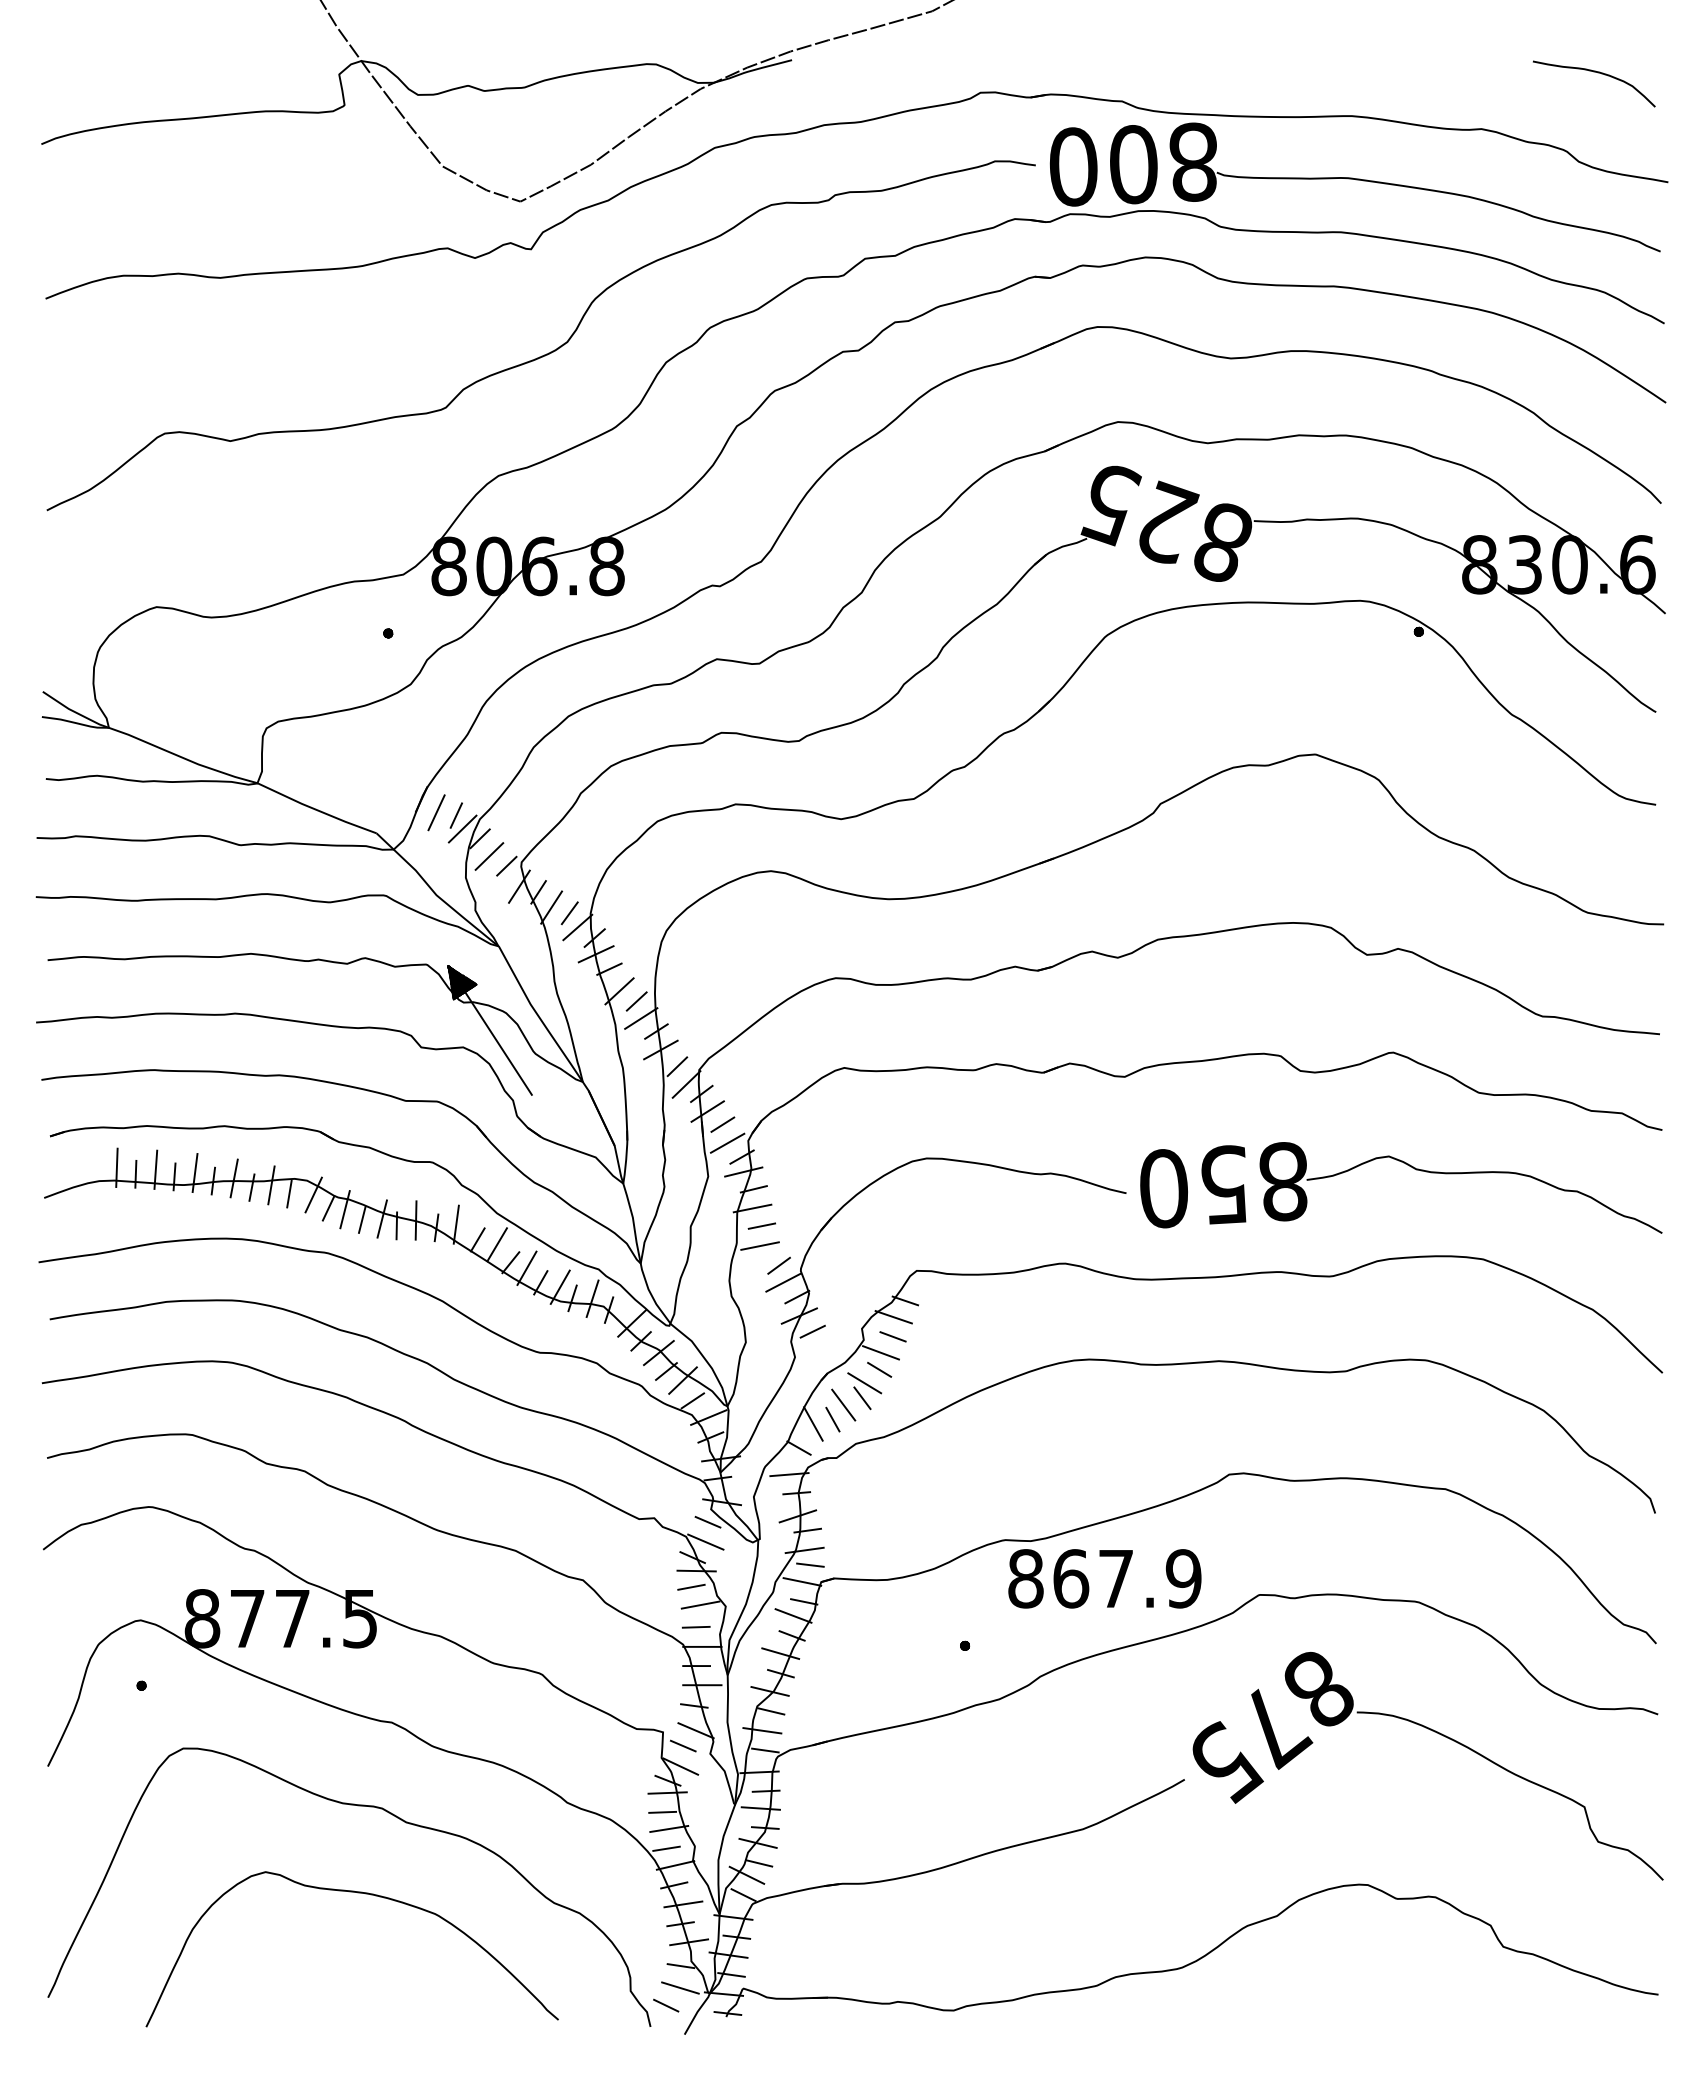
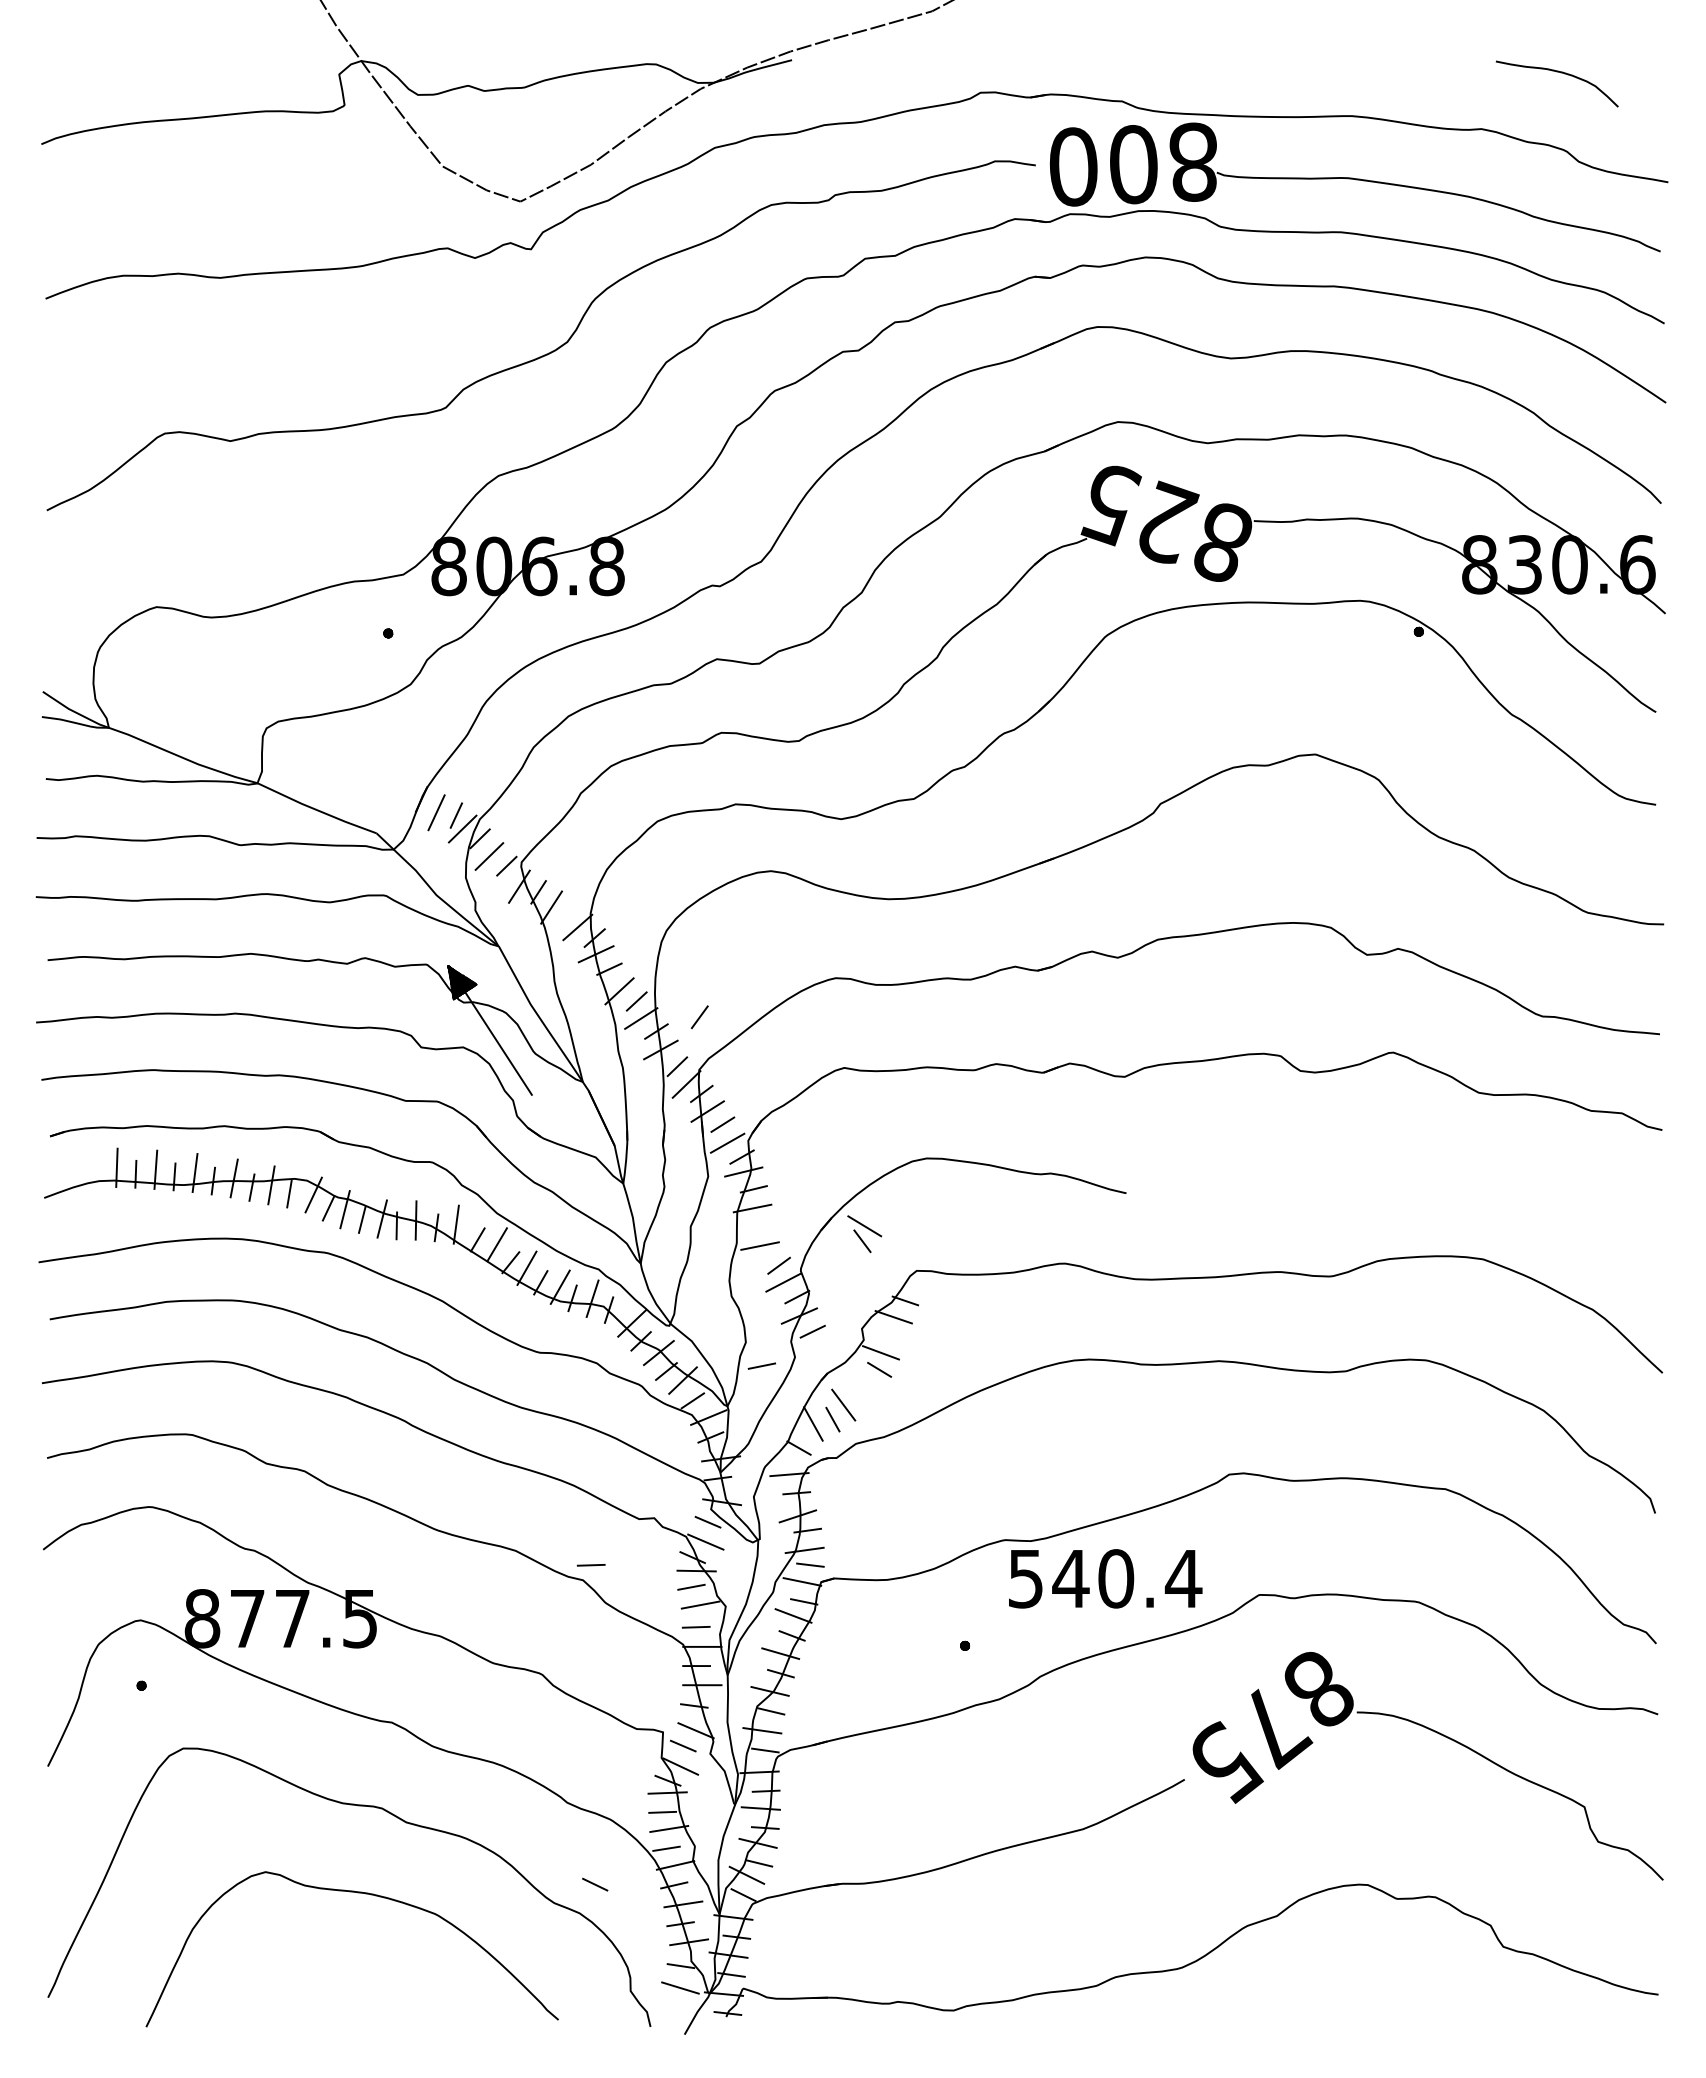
curve position: (1597, 73) -> (1560, 73) (1560, 73)
line position: (569, 913) -> (699, 1017) (699, 1017)
part: present -> none (1412, 1168)
line position: (761, 1225) -> (761, 1365) (761, 1365)
line: present -> none (892, 1336)
part position: (864, 1391) -> (864, 1234) (864, 1234)
line: none -> present (590, 1565)
text: 867.9 -> 540.4 (1105, 1578)
line position: (666, 2005) -> (595, 1884) (595, 1884)
